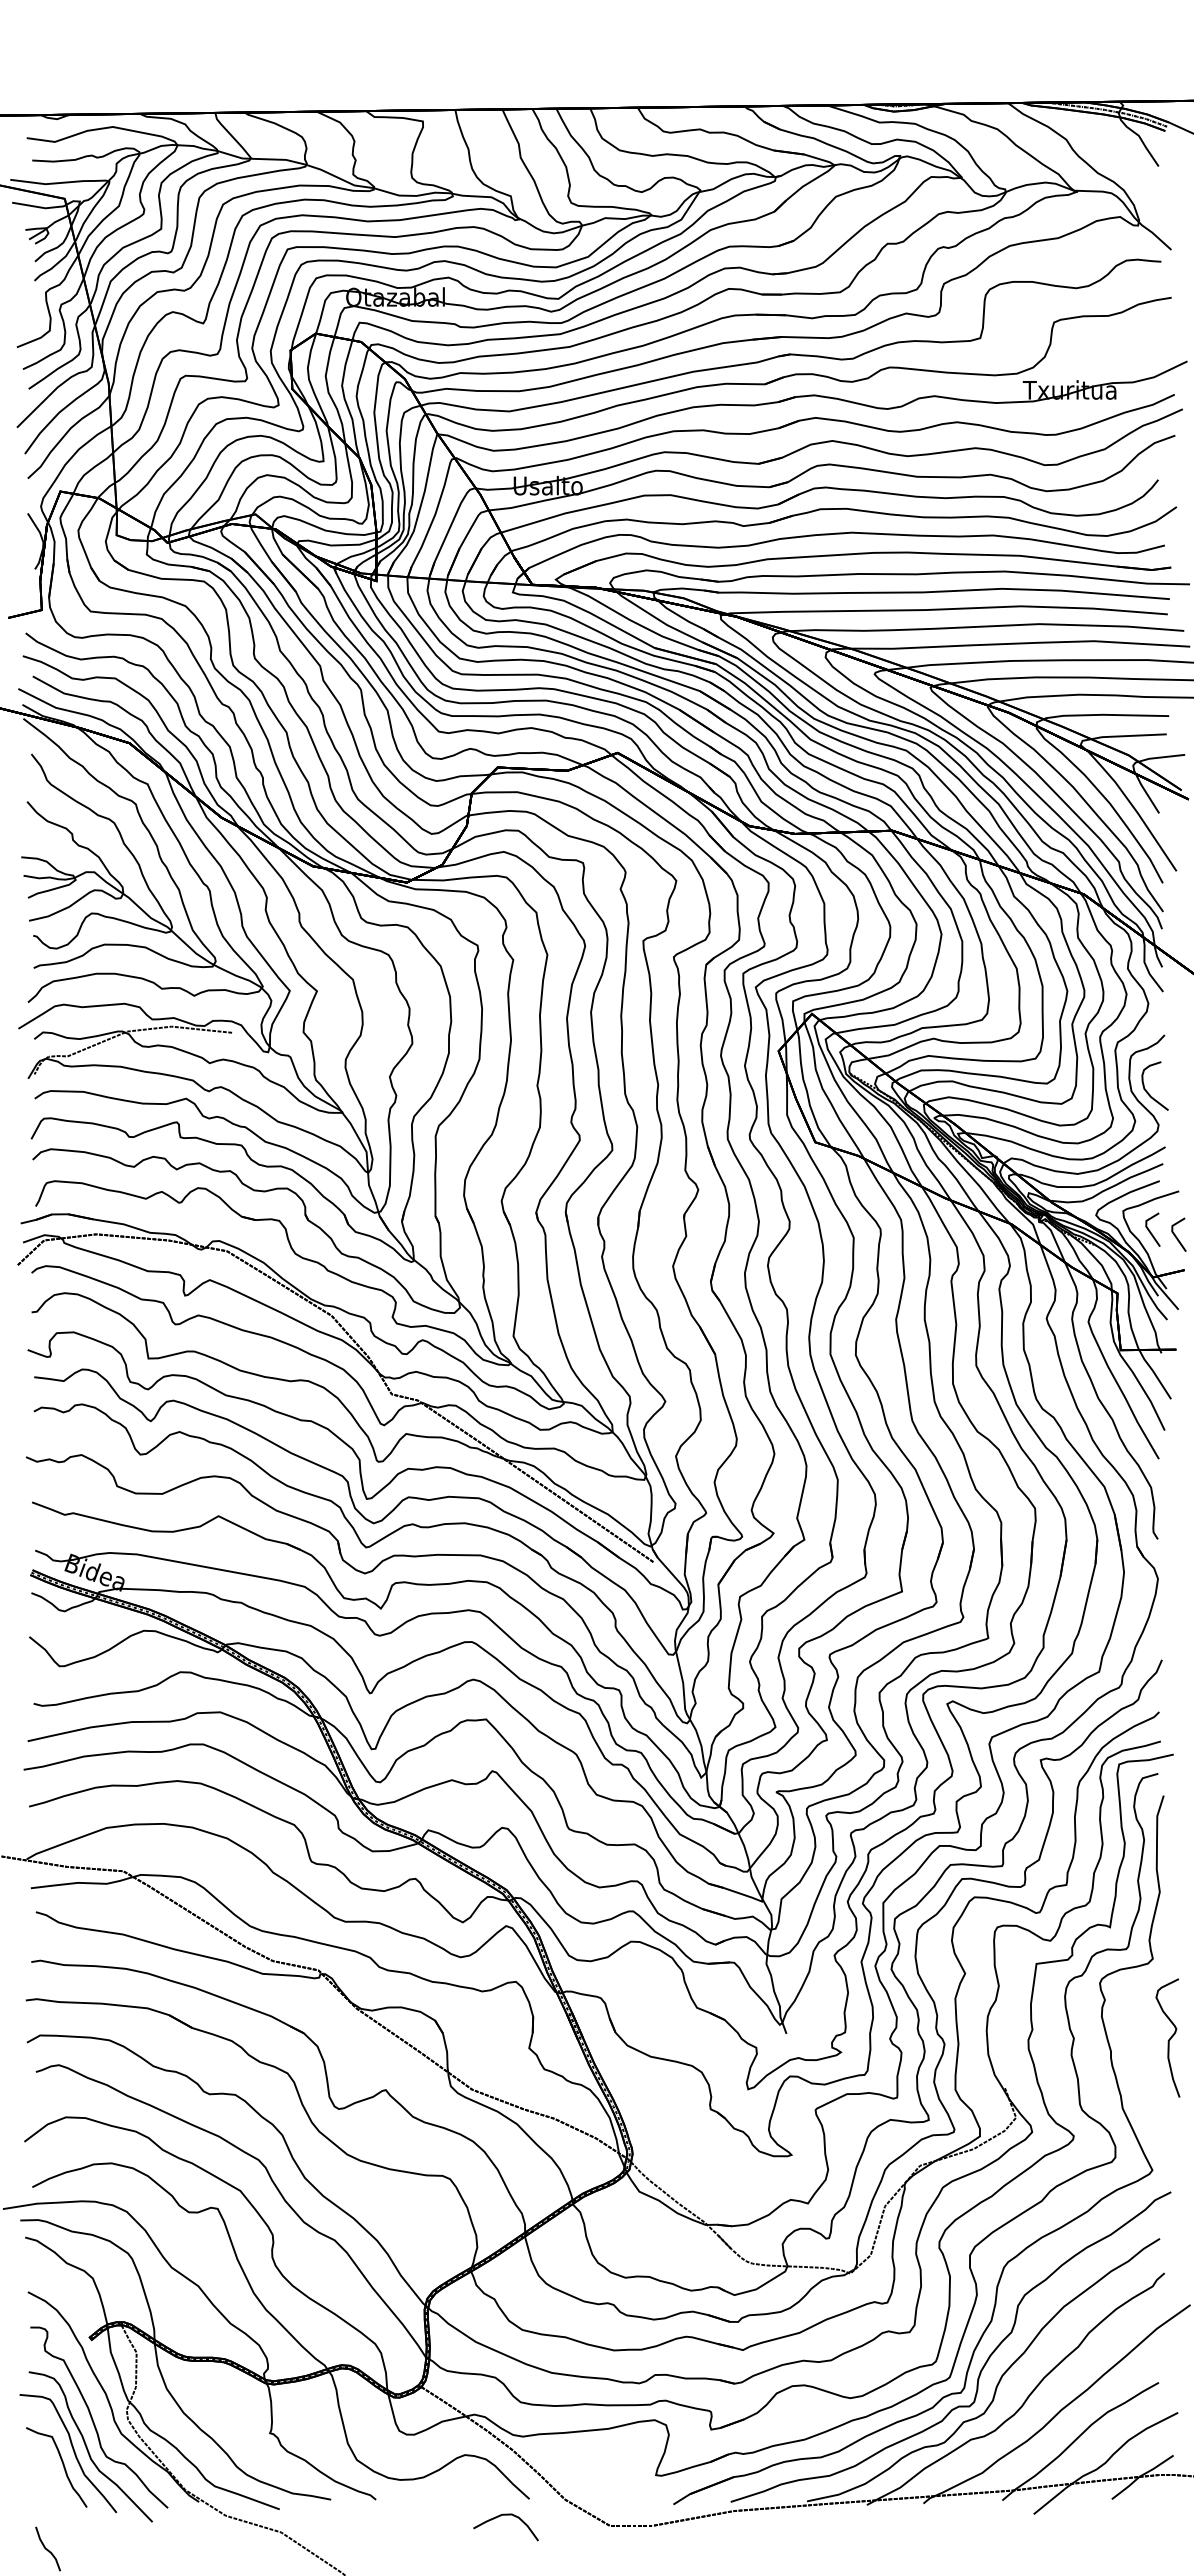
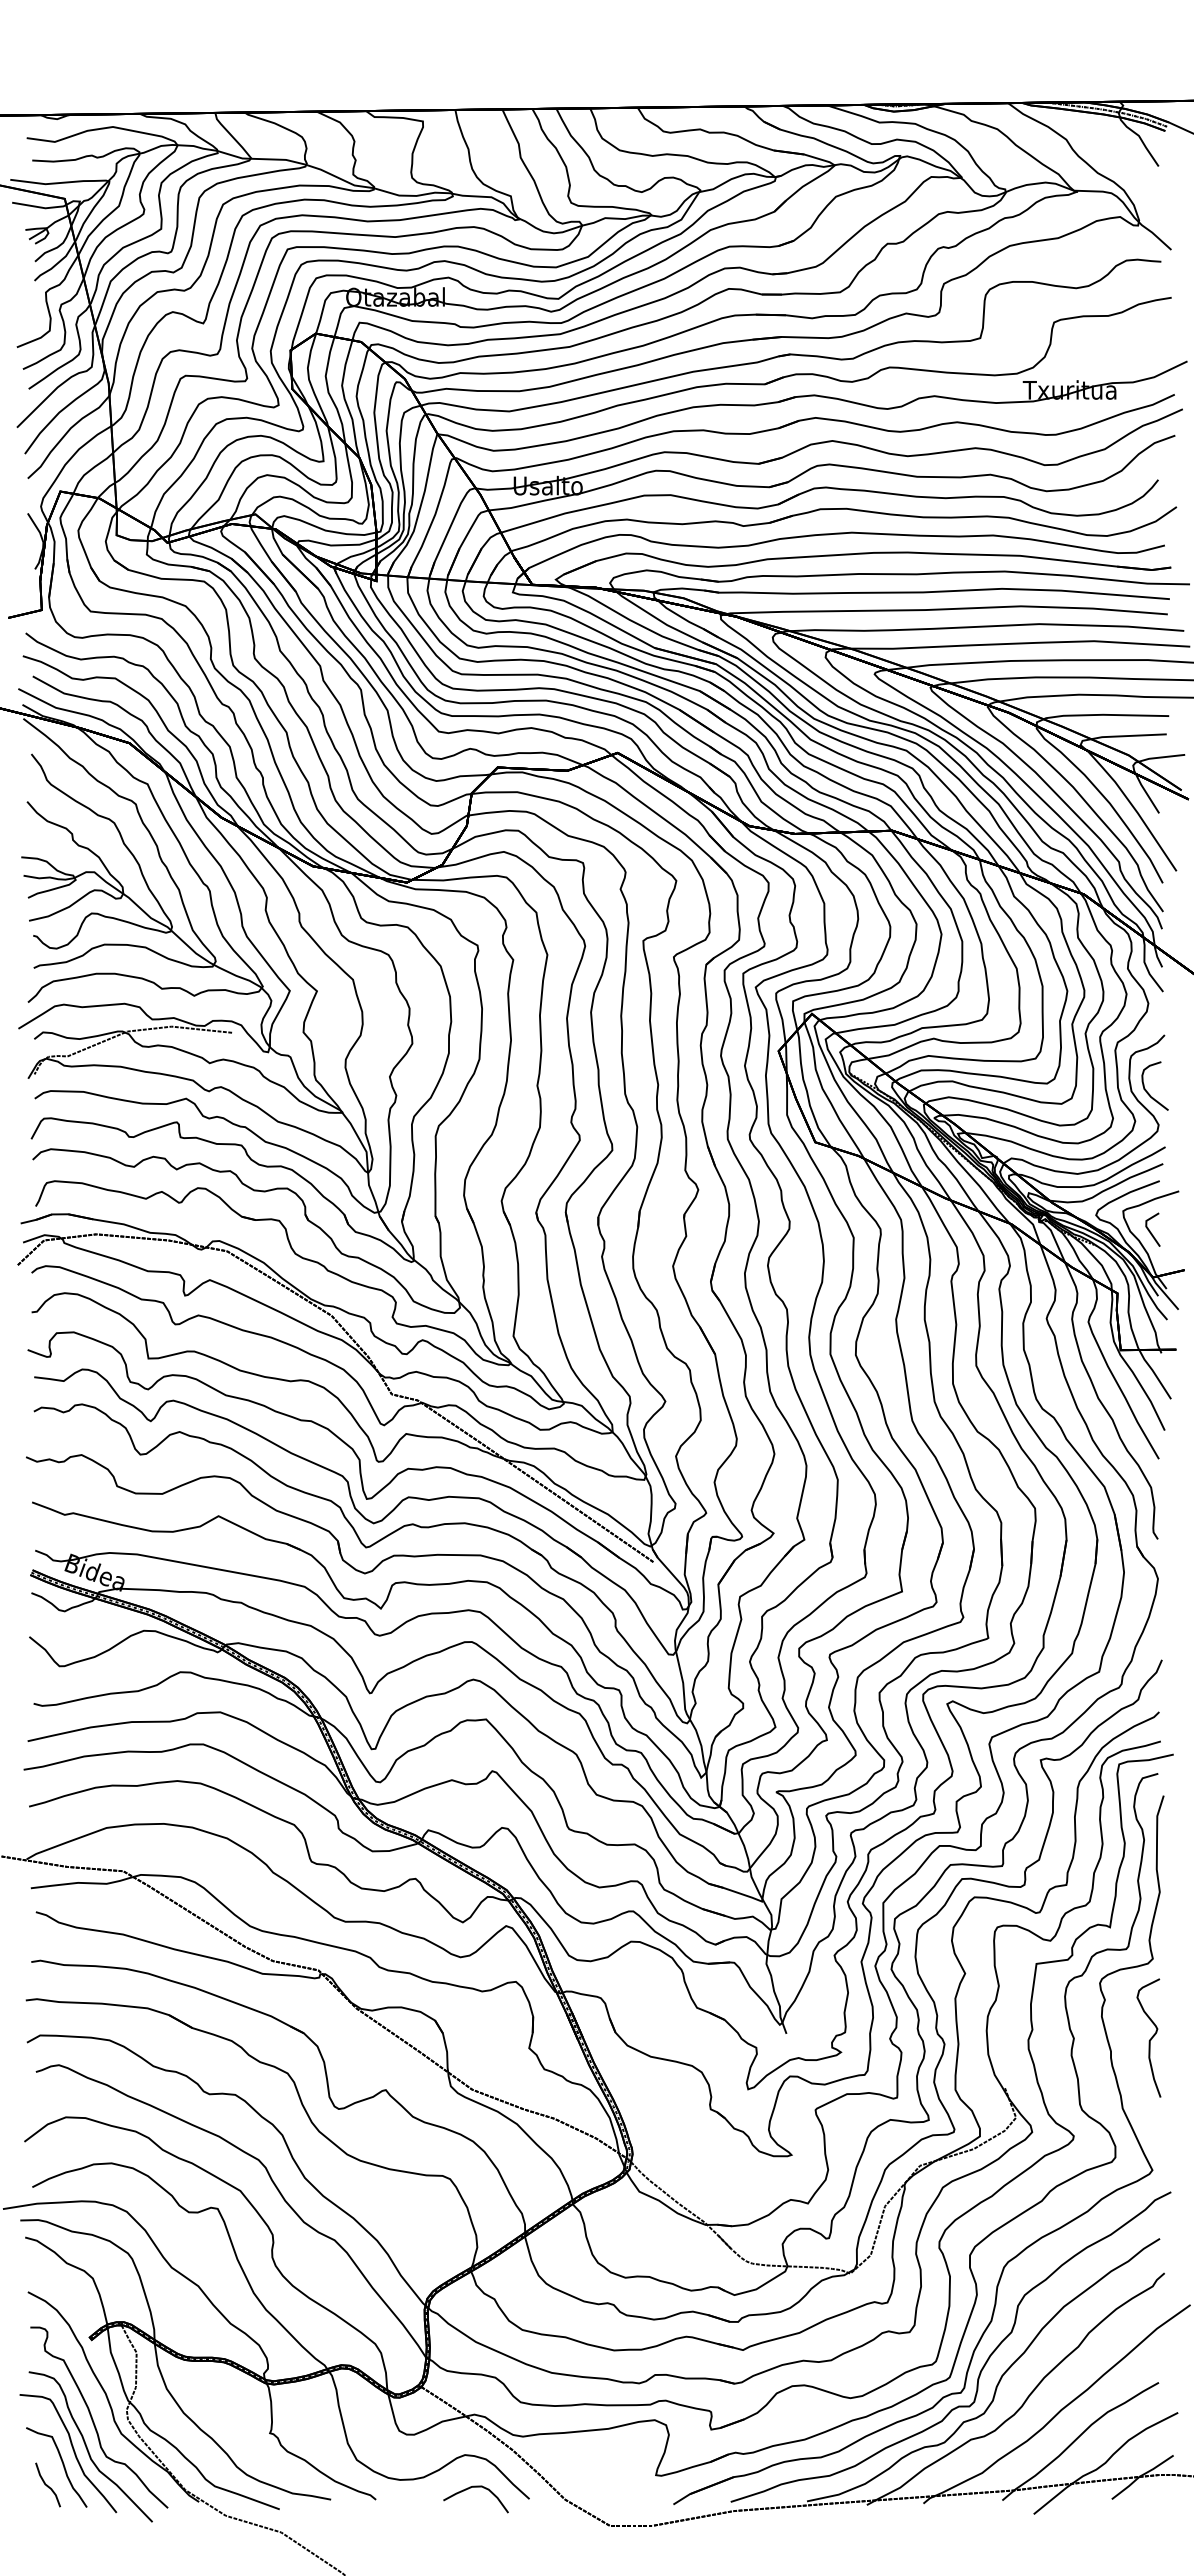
line: present -> none (1176, 1235)
curve position: (1169, 2038) -> (1150, 2038) (1150, 2038)
curve position: (505, 2515) -> (475, 2487) (475, 2487)
curve position: (47, 2548) -> (47, 2484) (47, 2484)
